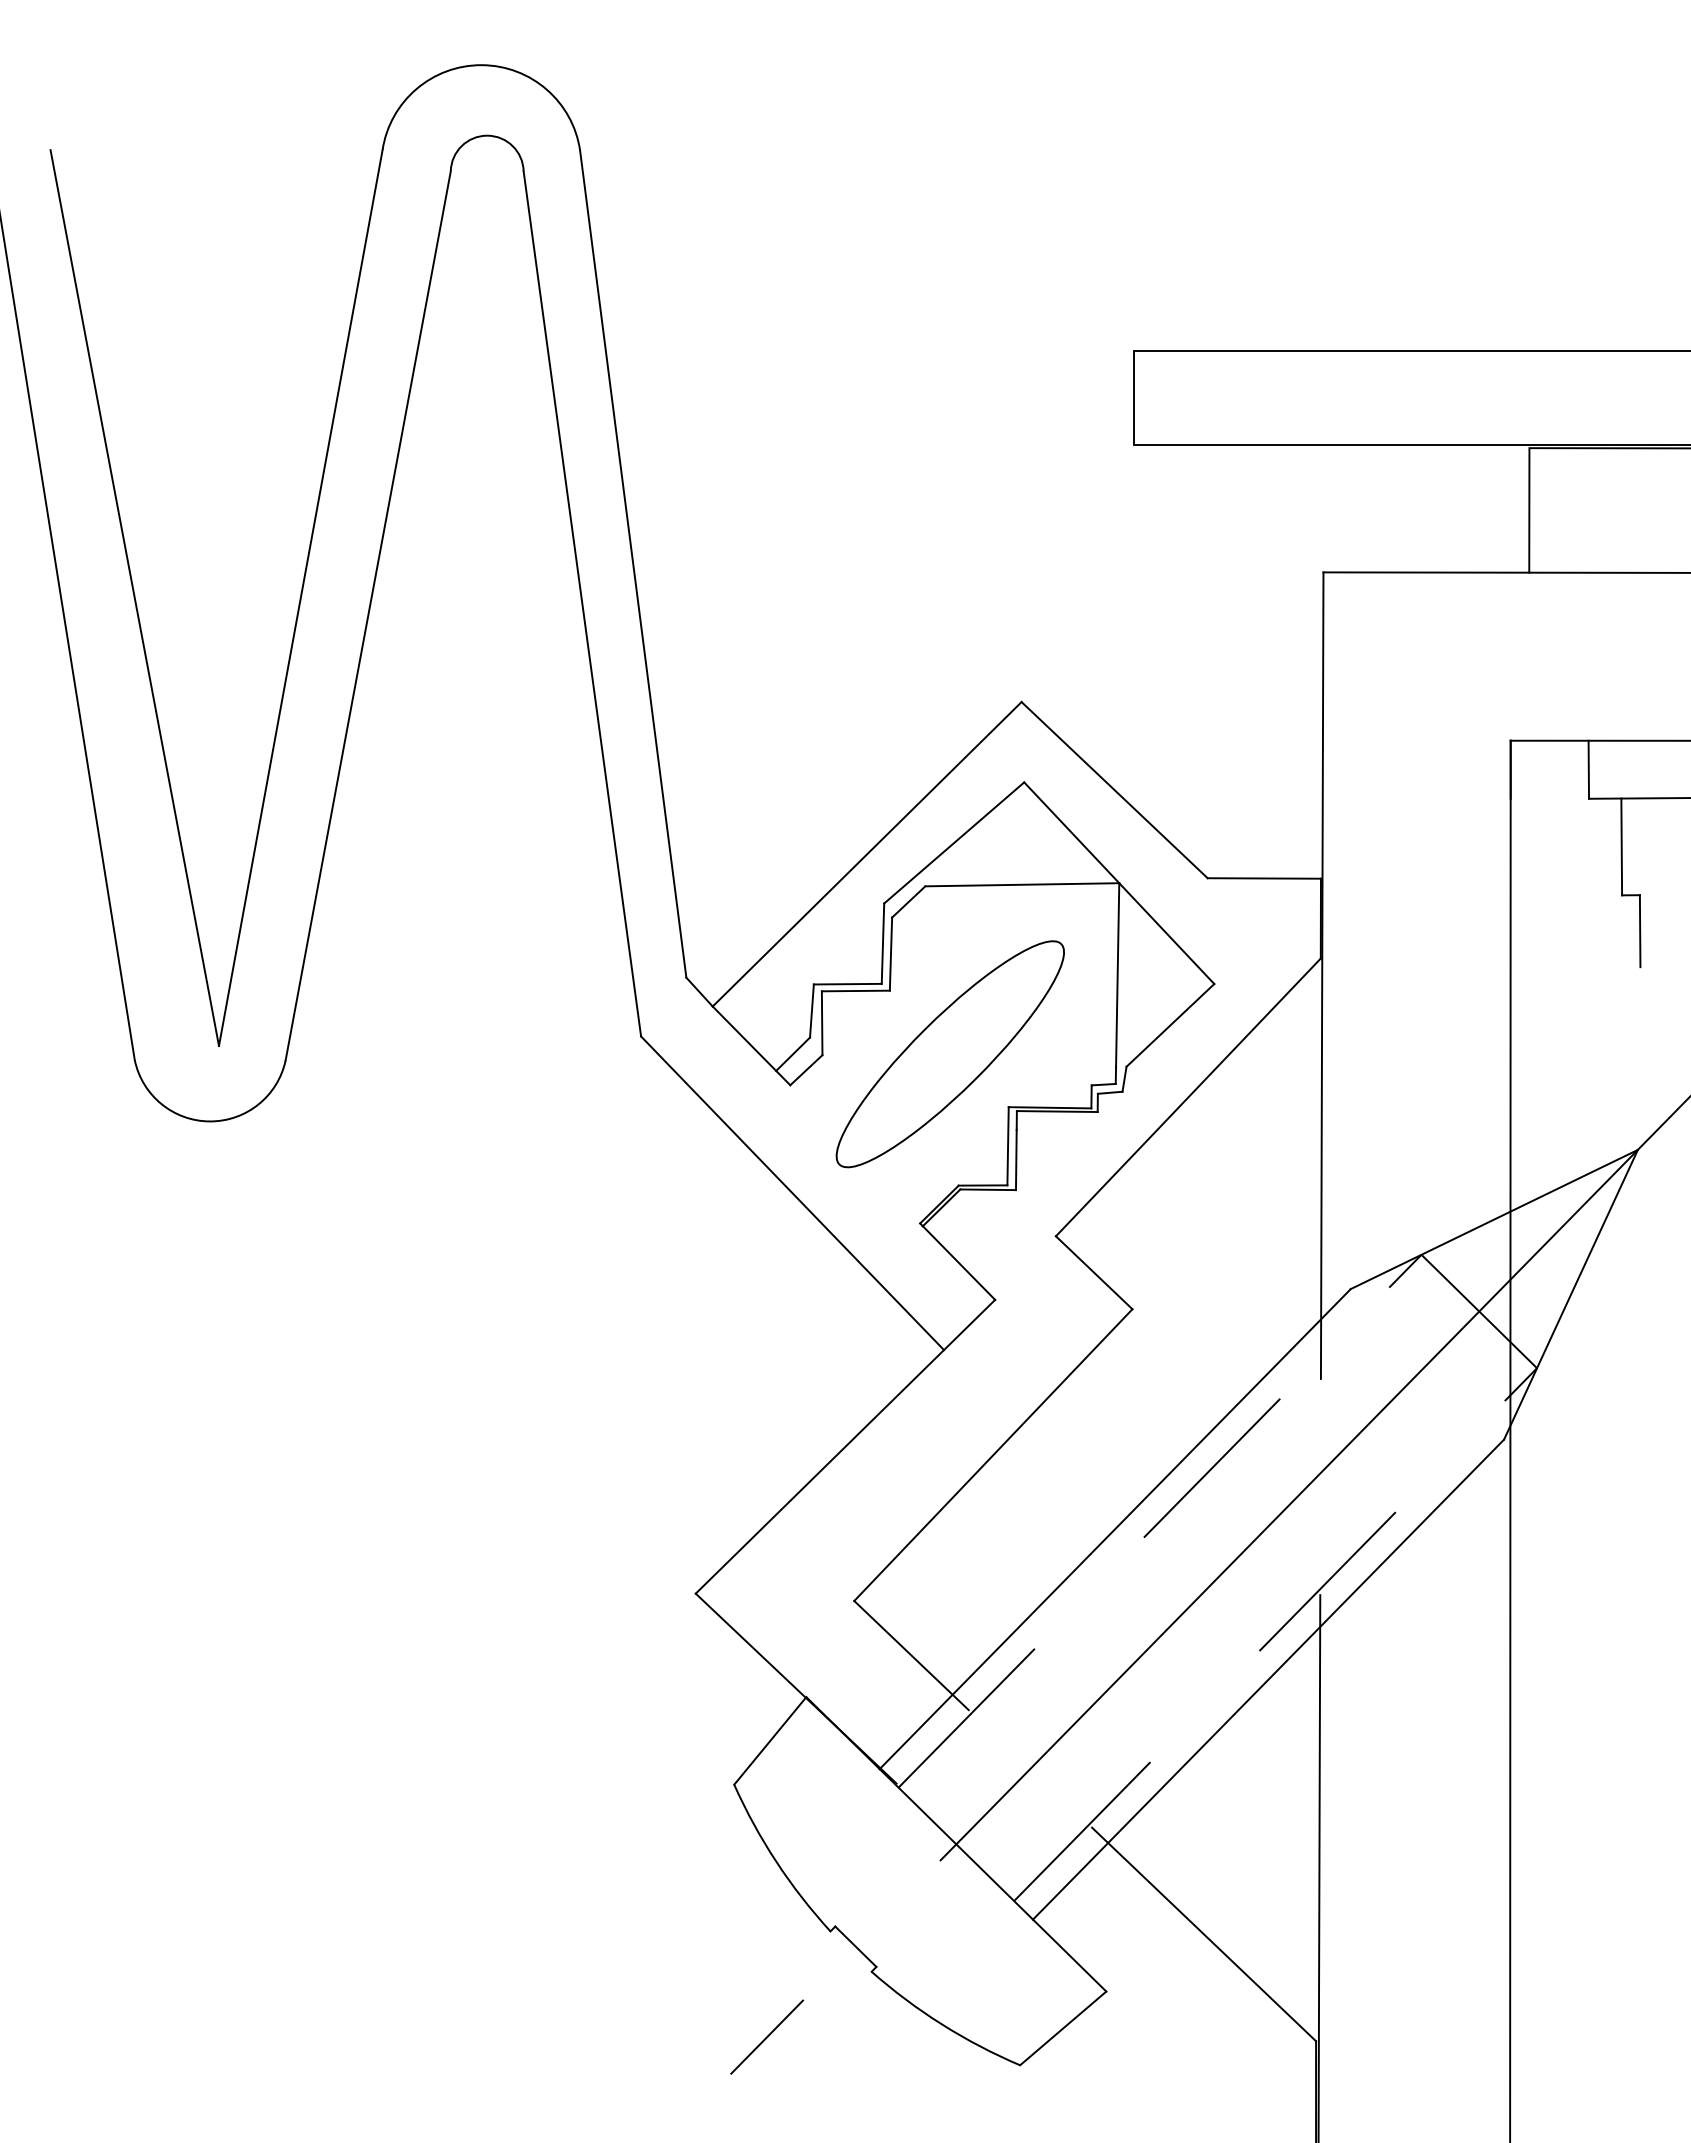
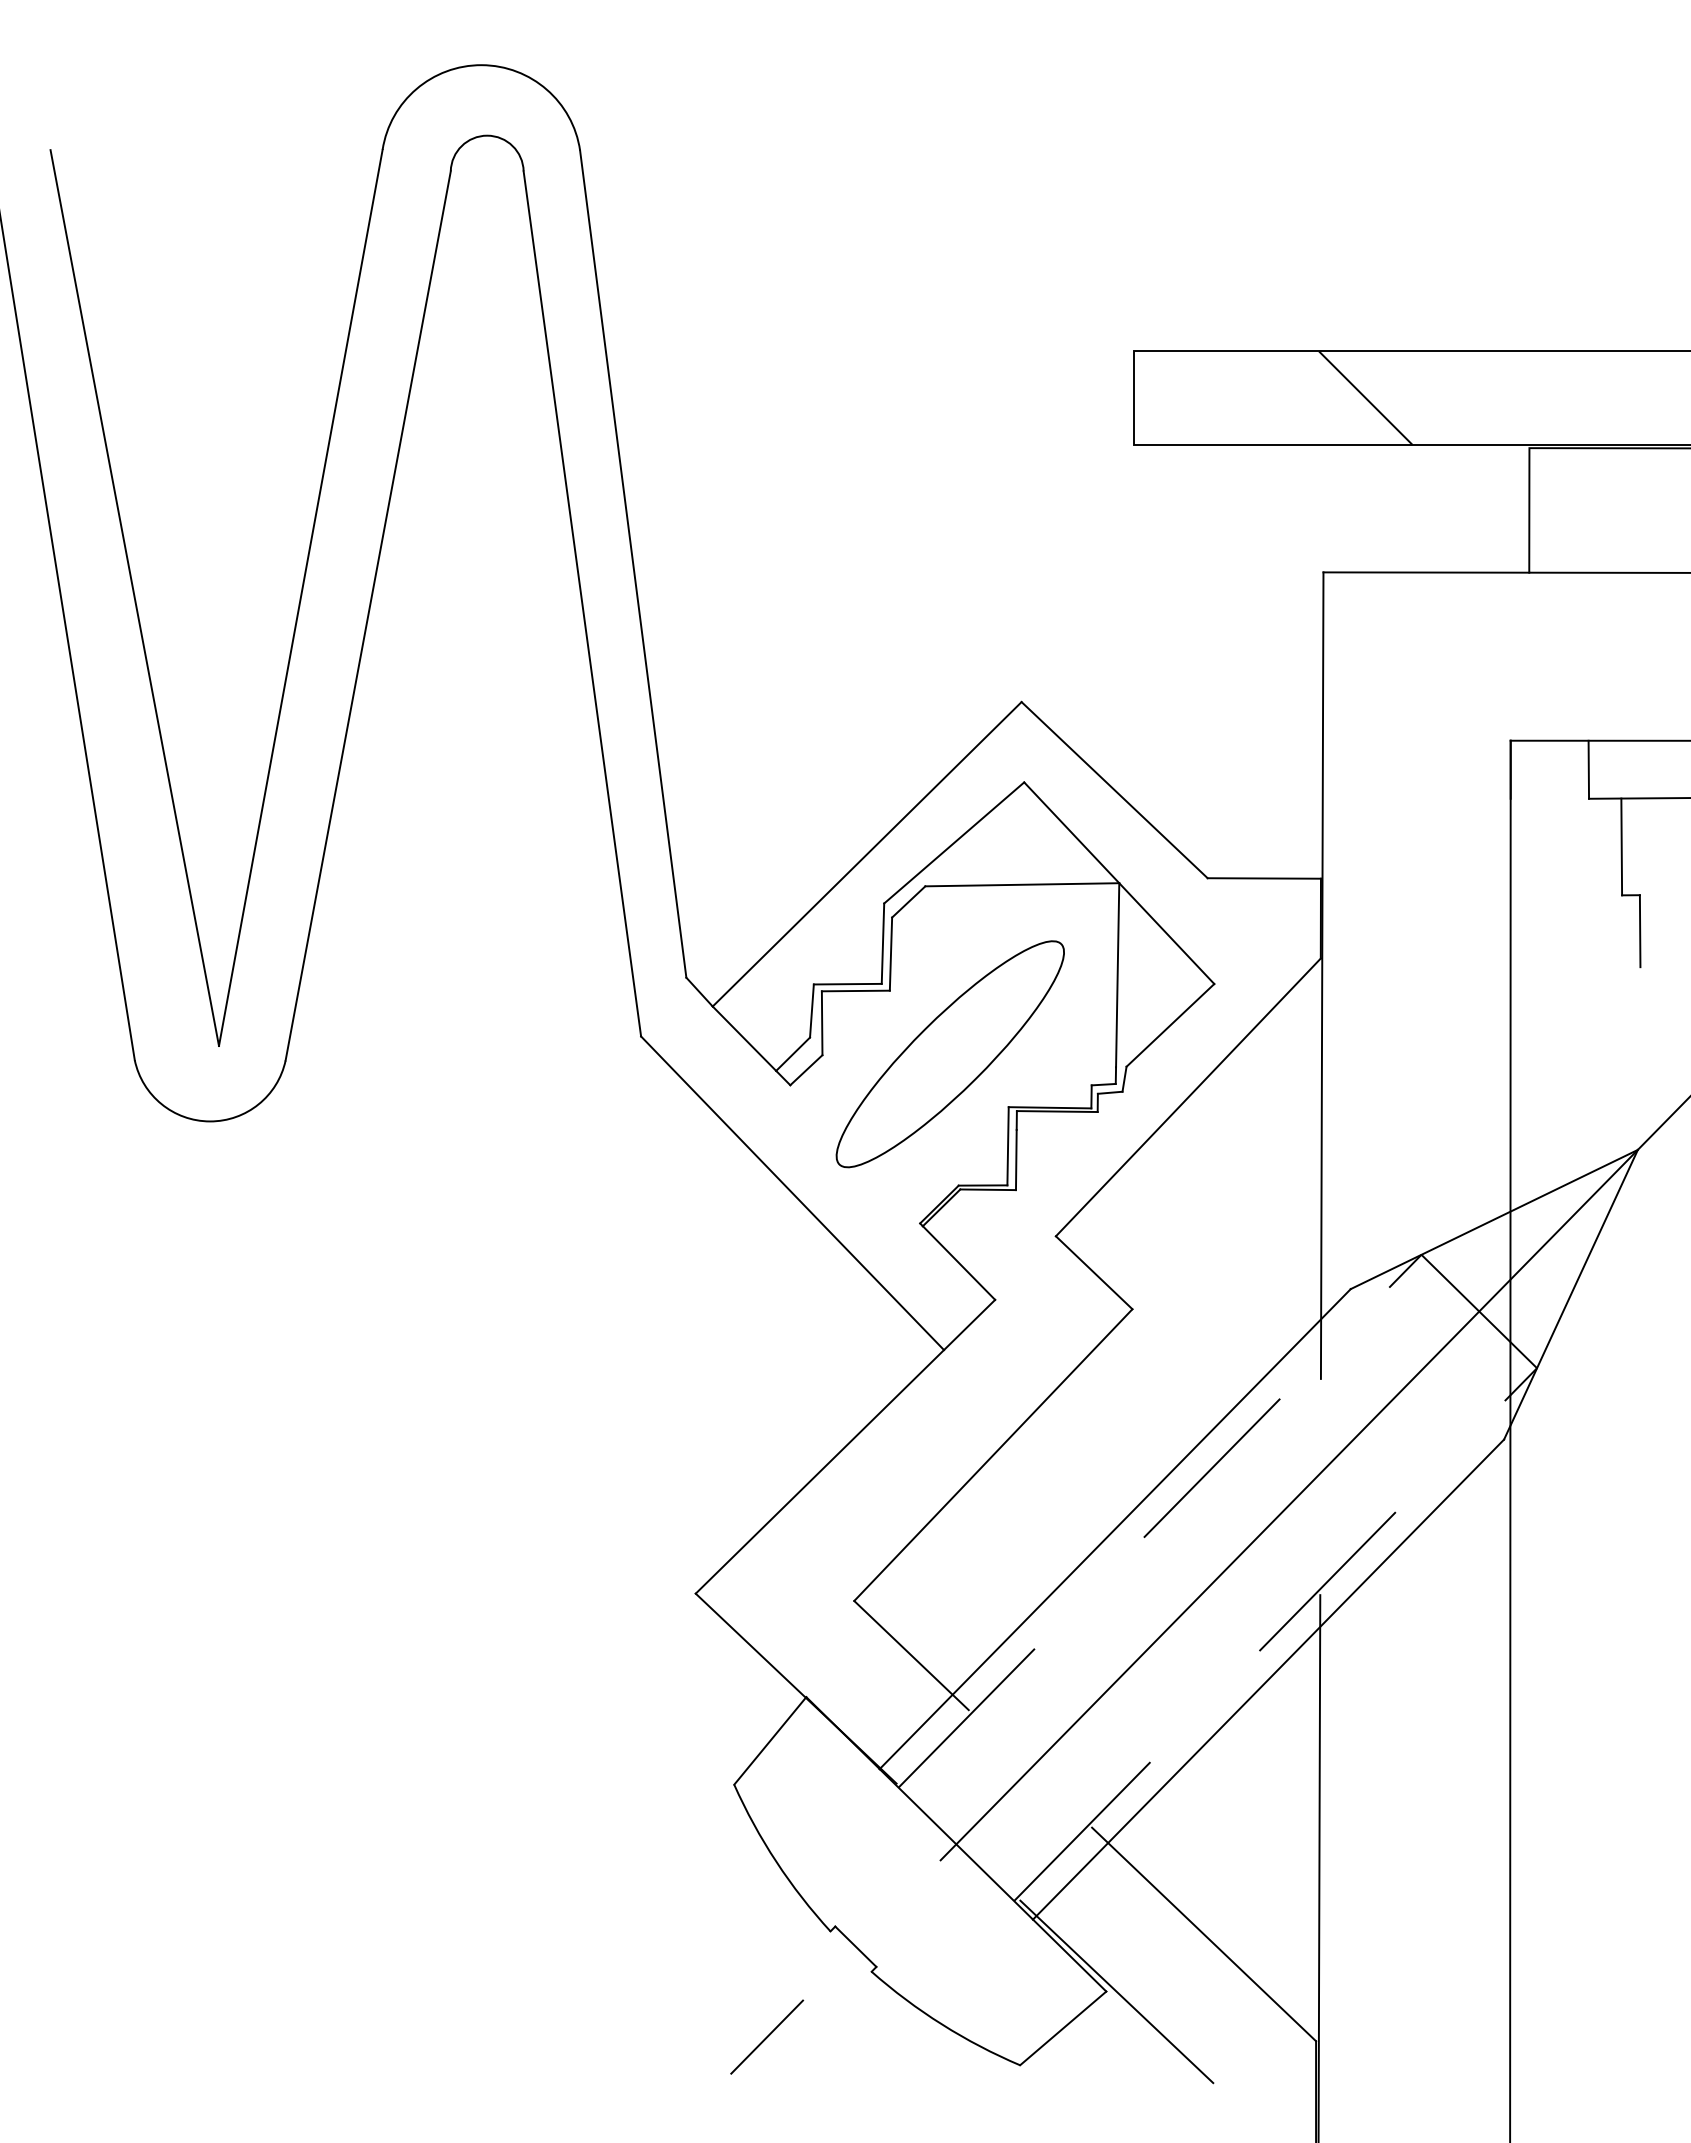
hatch: none -> present (1365, 397)
line: none -> present (1116, 1991)
